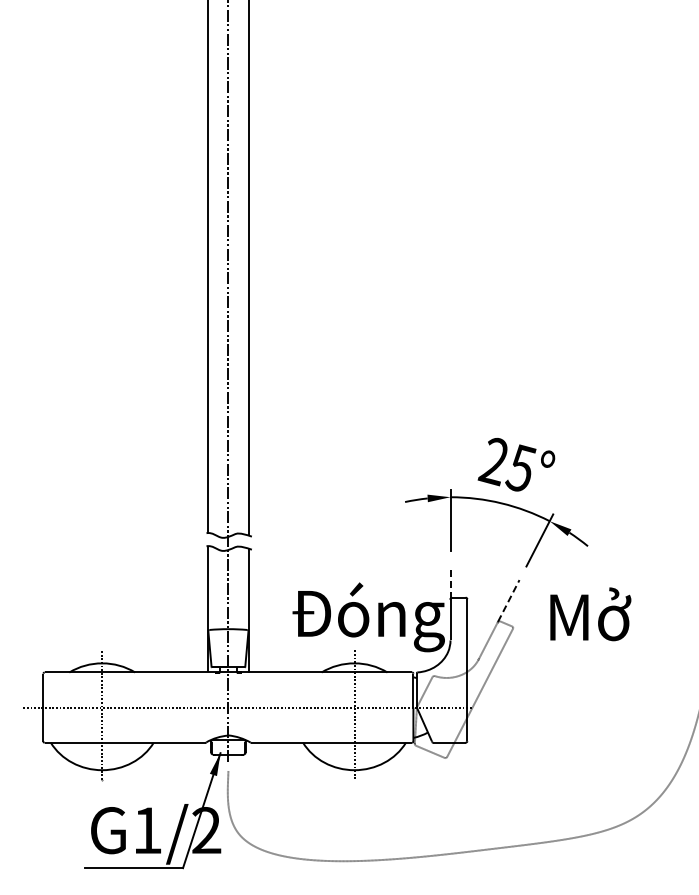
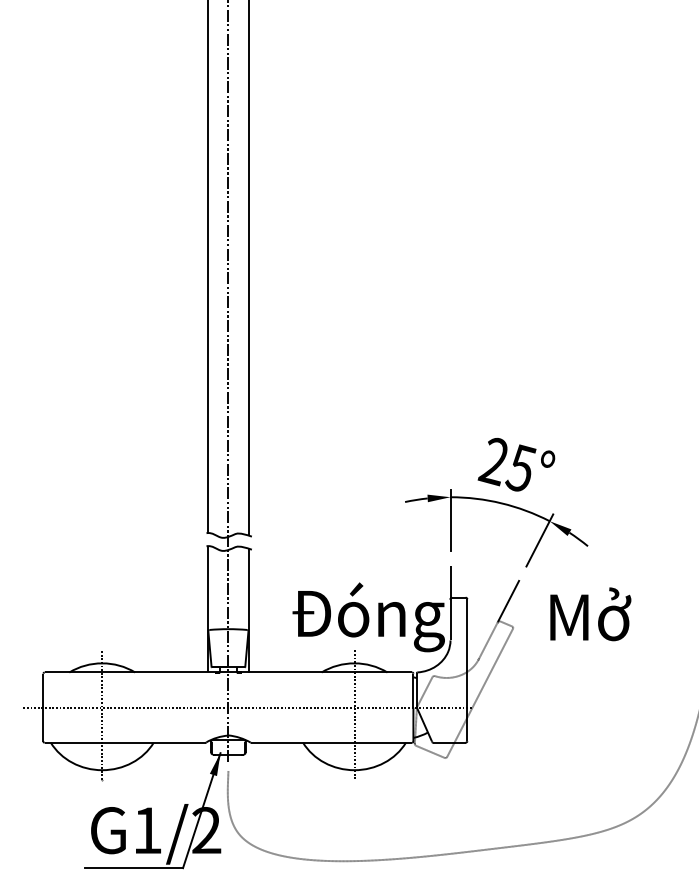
line: dashed -> solid (450, 582)
line: dashed -> solid (509, 600)
